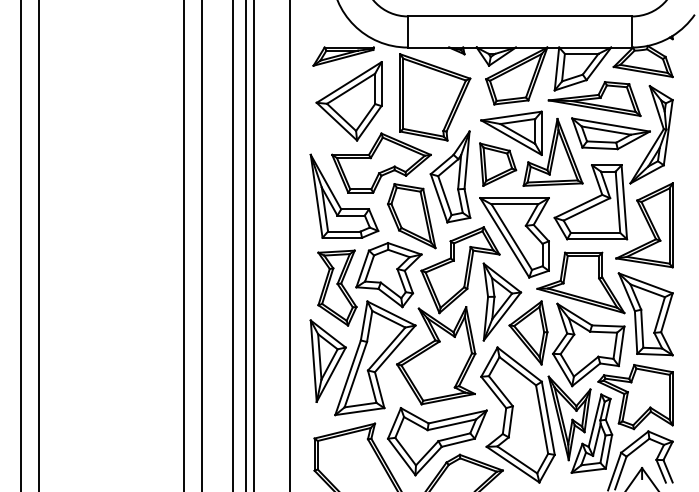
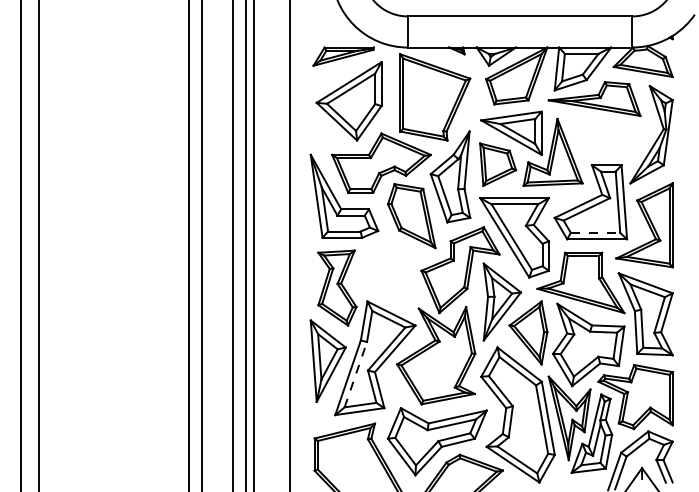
part: present -> none (610, 133)
line: solid -> dashed (595, 232)
line position: (184, 245) -> (189, 245) (189, 245)
part: present -> none (388, 275)
line: solid -> dashed (355, 374)
